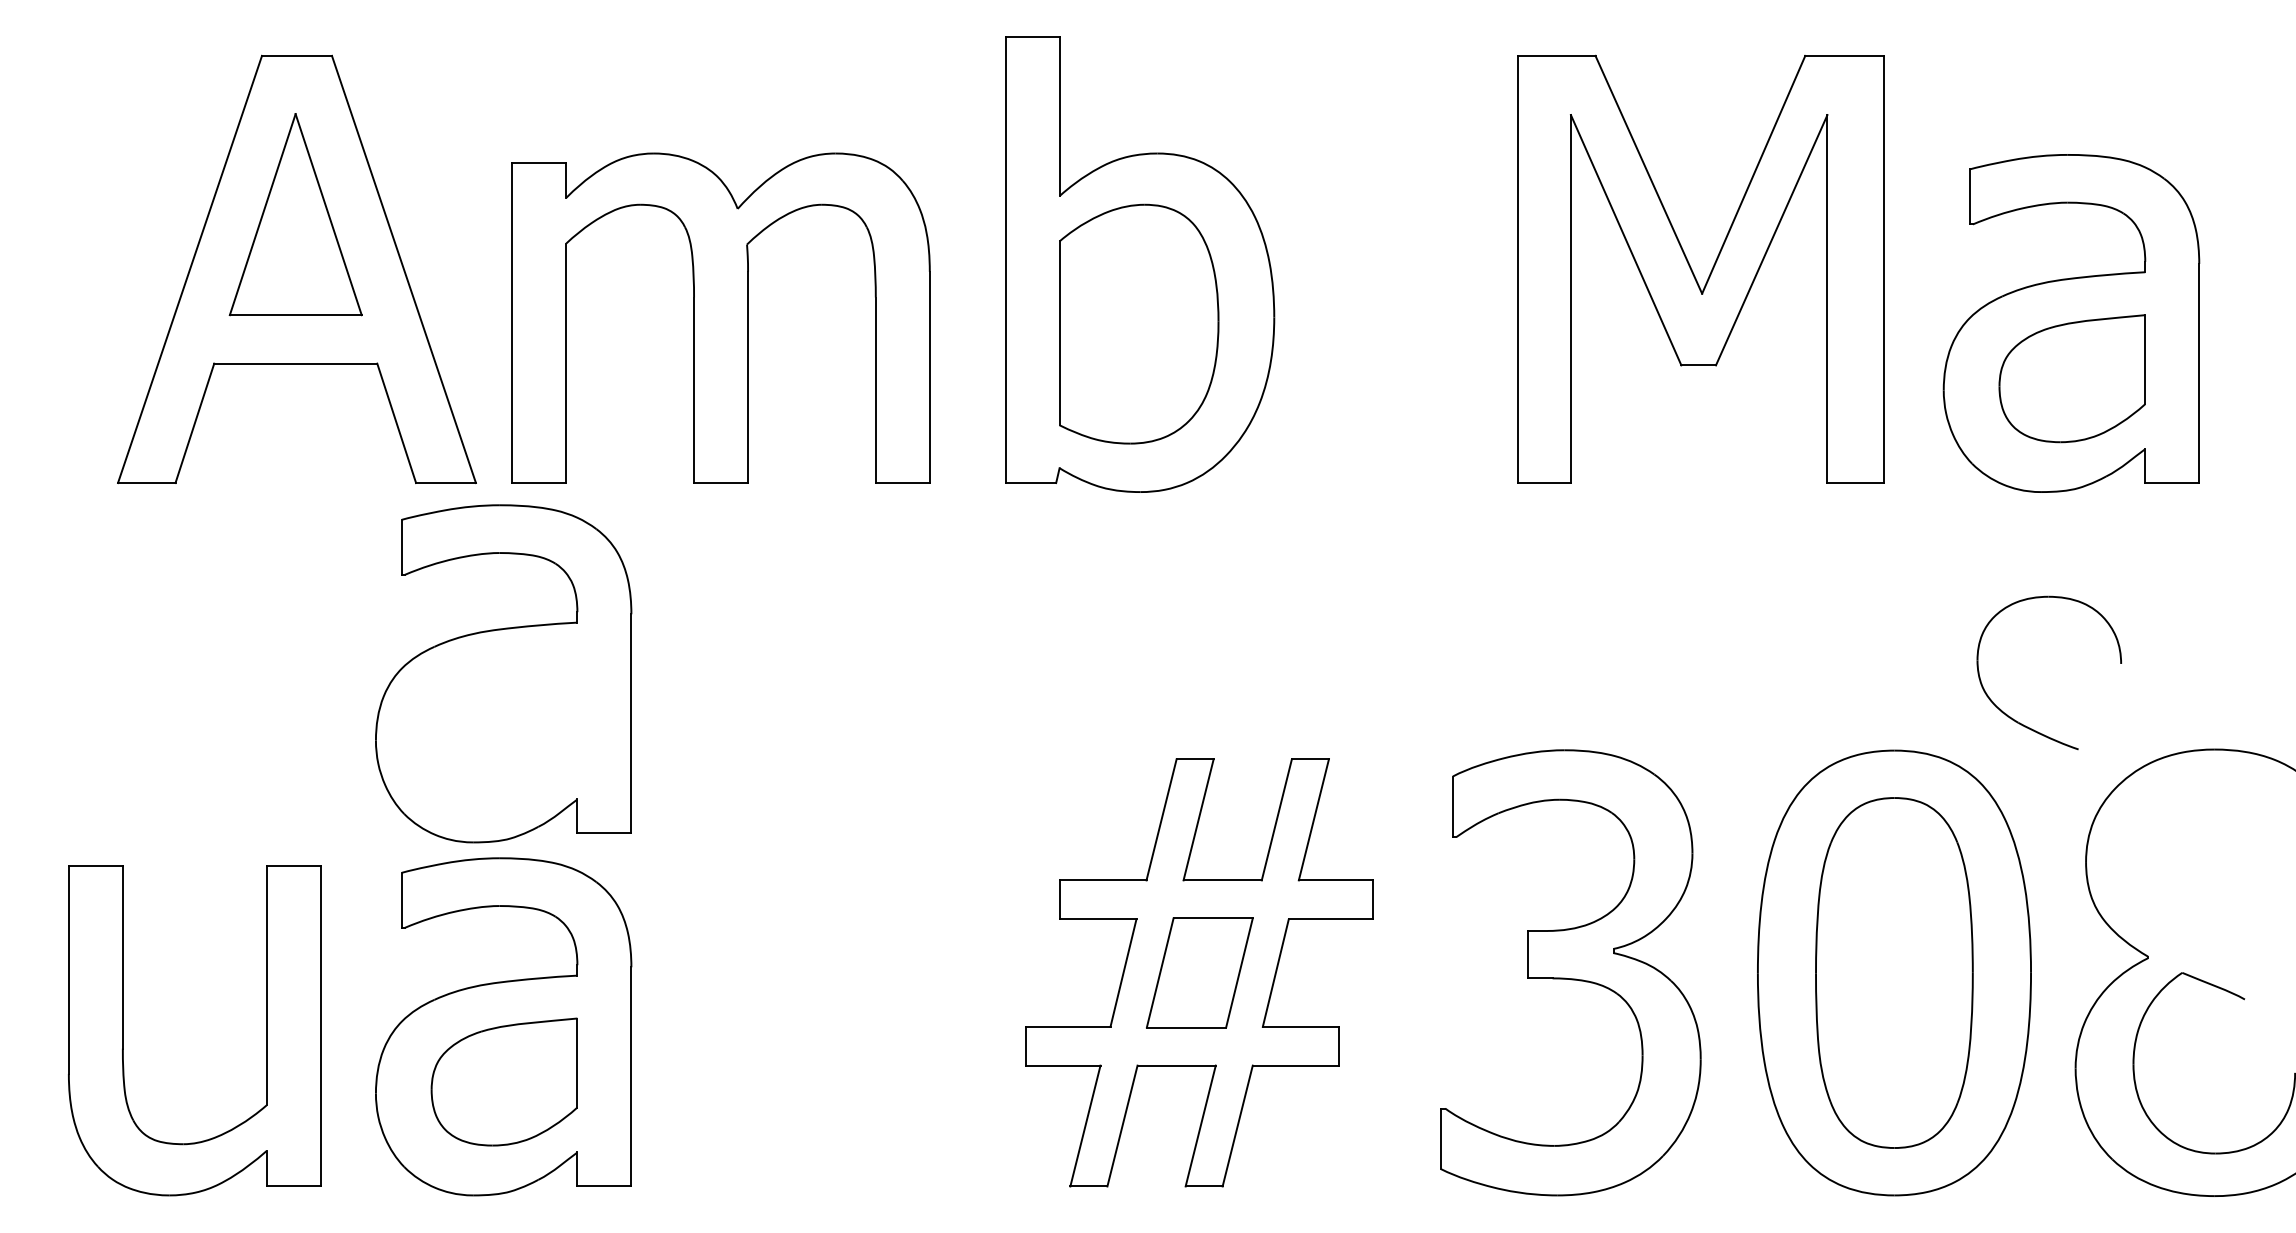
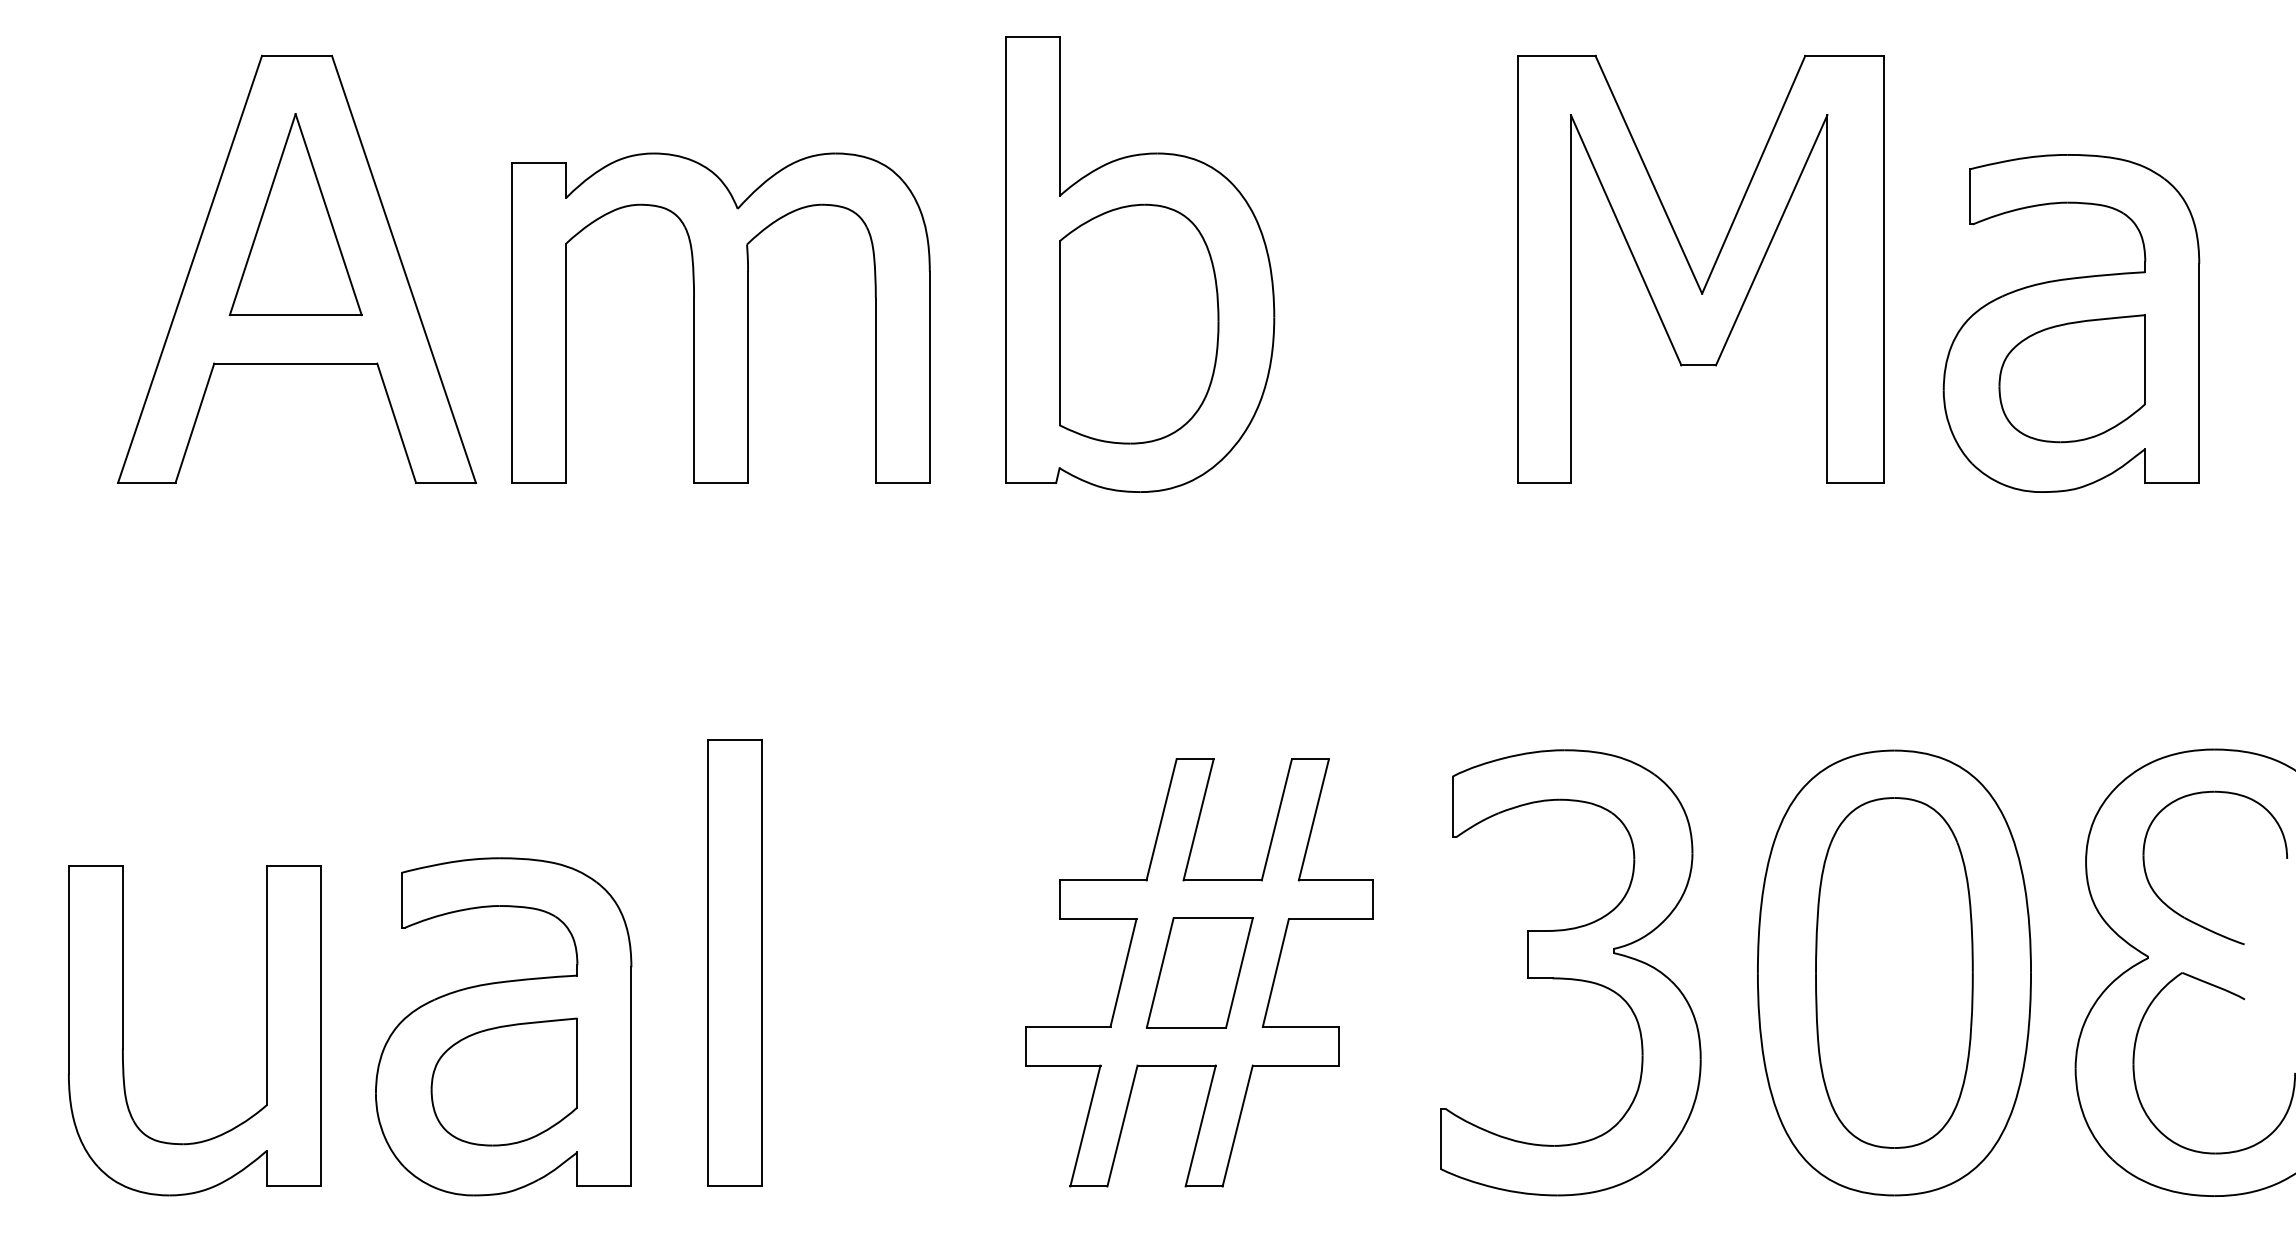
part: present -> none (503, 673)
part position: (2020, 722) -> (2186, 917) (2186, 917)
part: none -> present (734, 962)
